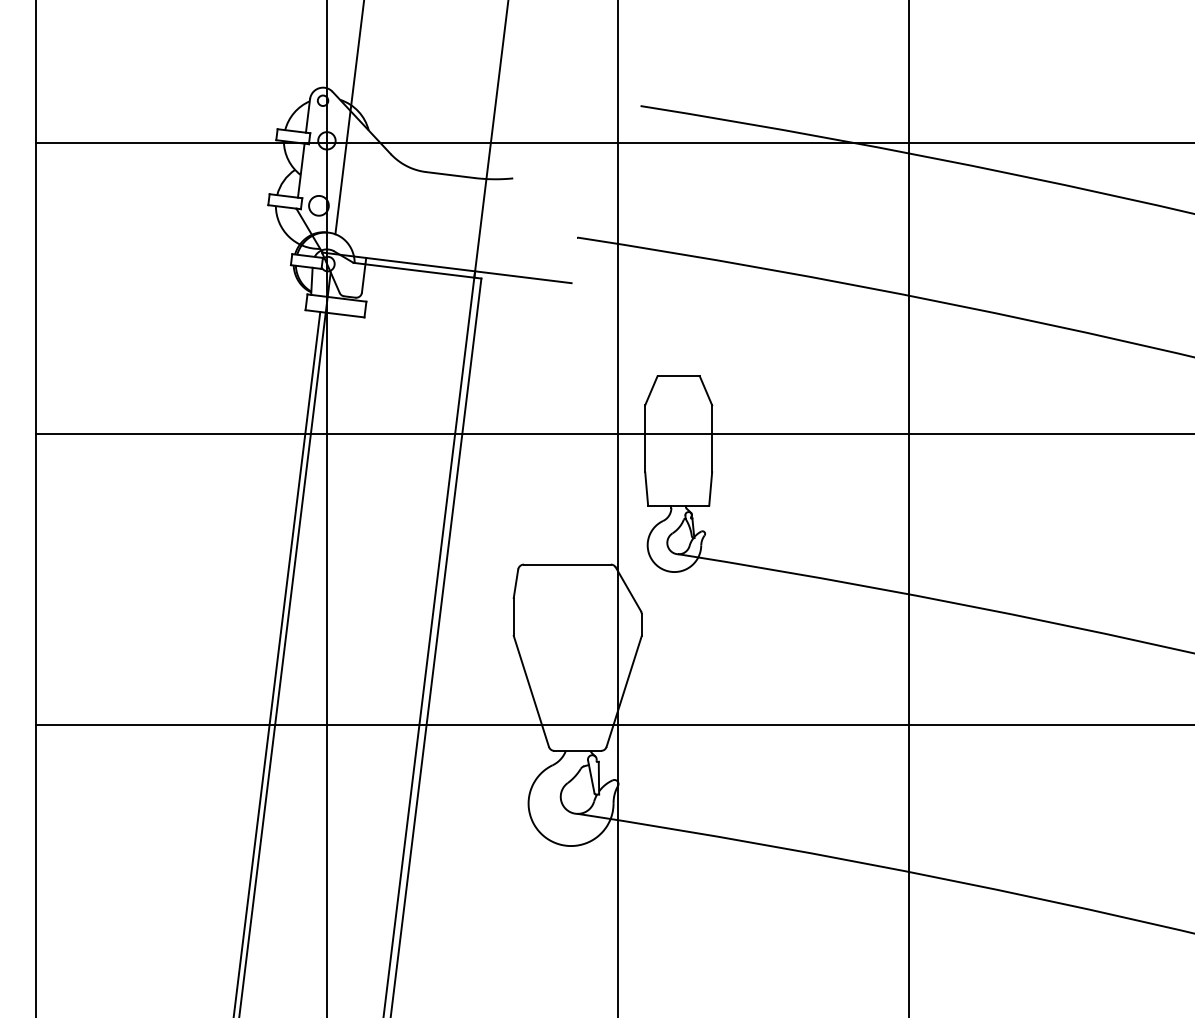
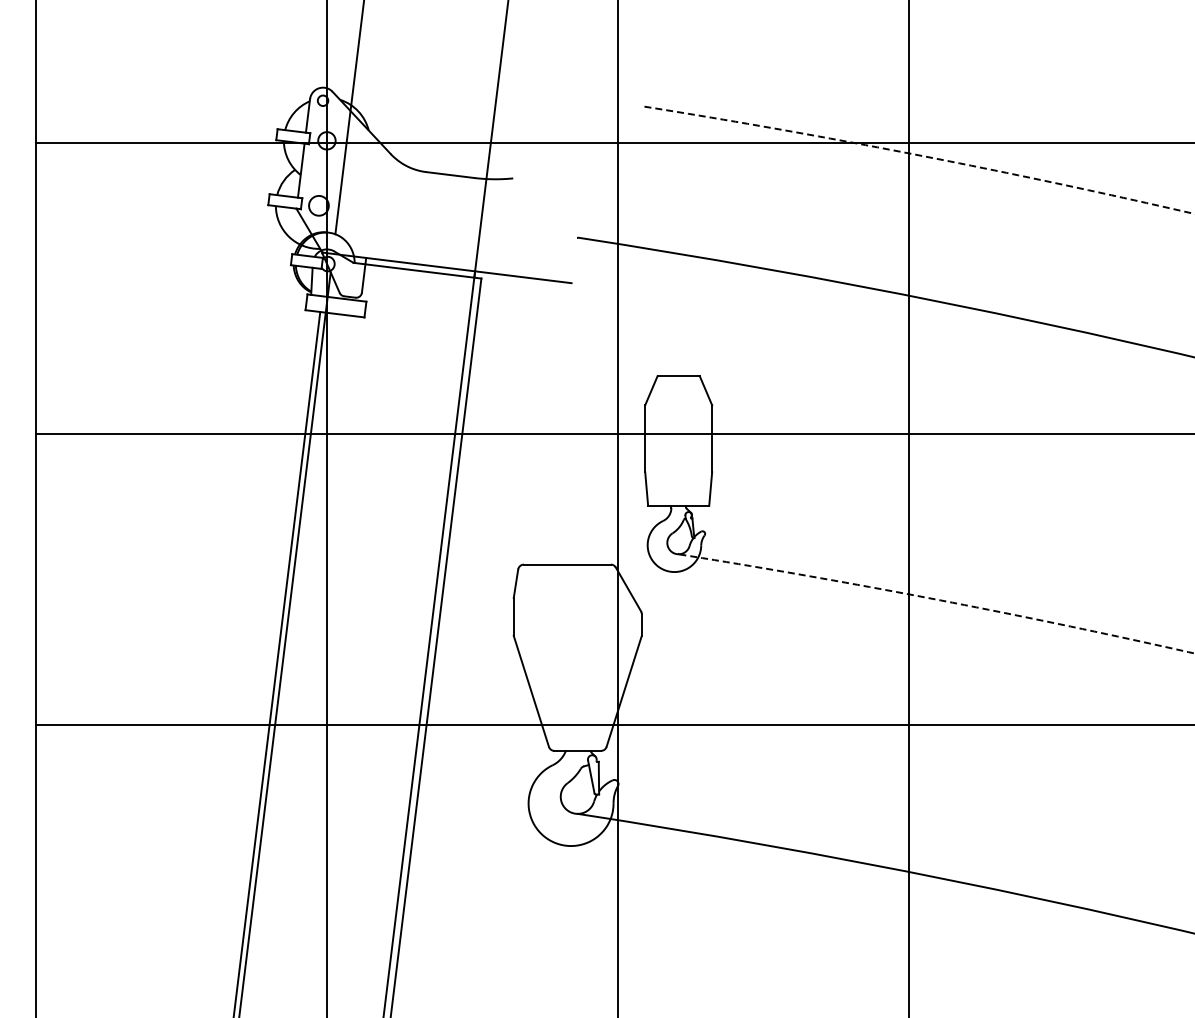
arc: solid -> dashed (917, 155)
arc: solid -> dashed (937, 599)
